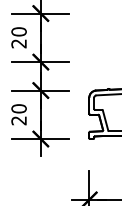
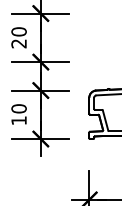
text: 20 -> 10 (18, 120)
